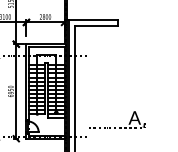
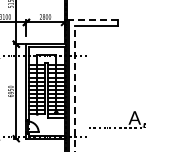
line: solid -> dashed (93, 20)
line: solid -> dashed (75, 88)
